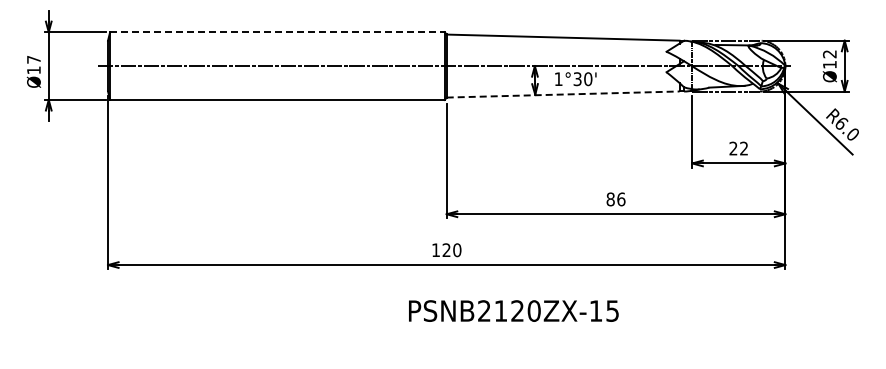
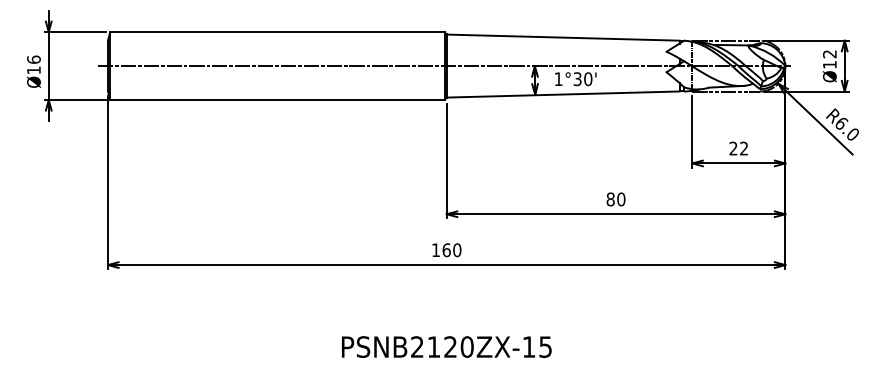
line: dashed -> solid (277, 32)
text: Ø17 -> Ø16 (33, 59)
line: dashed -> solid (563, 94)
text: 86 -> 80 (621, 198)
text: 120 -> 160 (446, 250)
text position: (513, 310) -> (446, 346) (446, 346)
